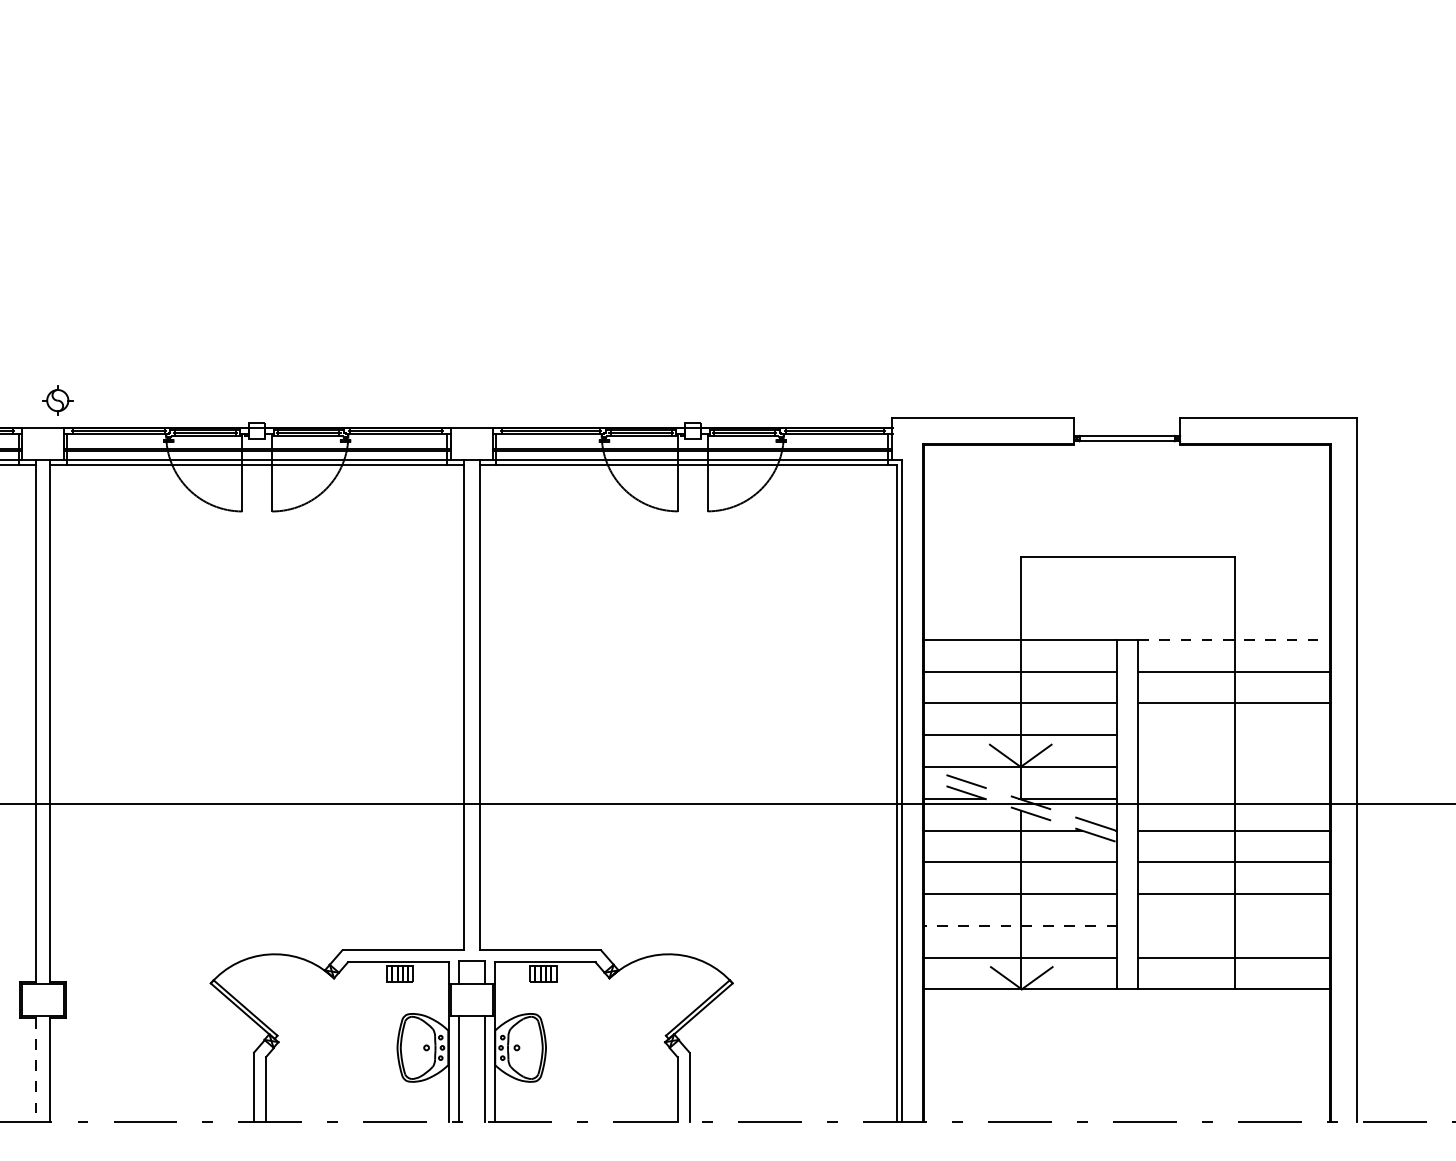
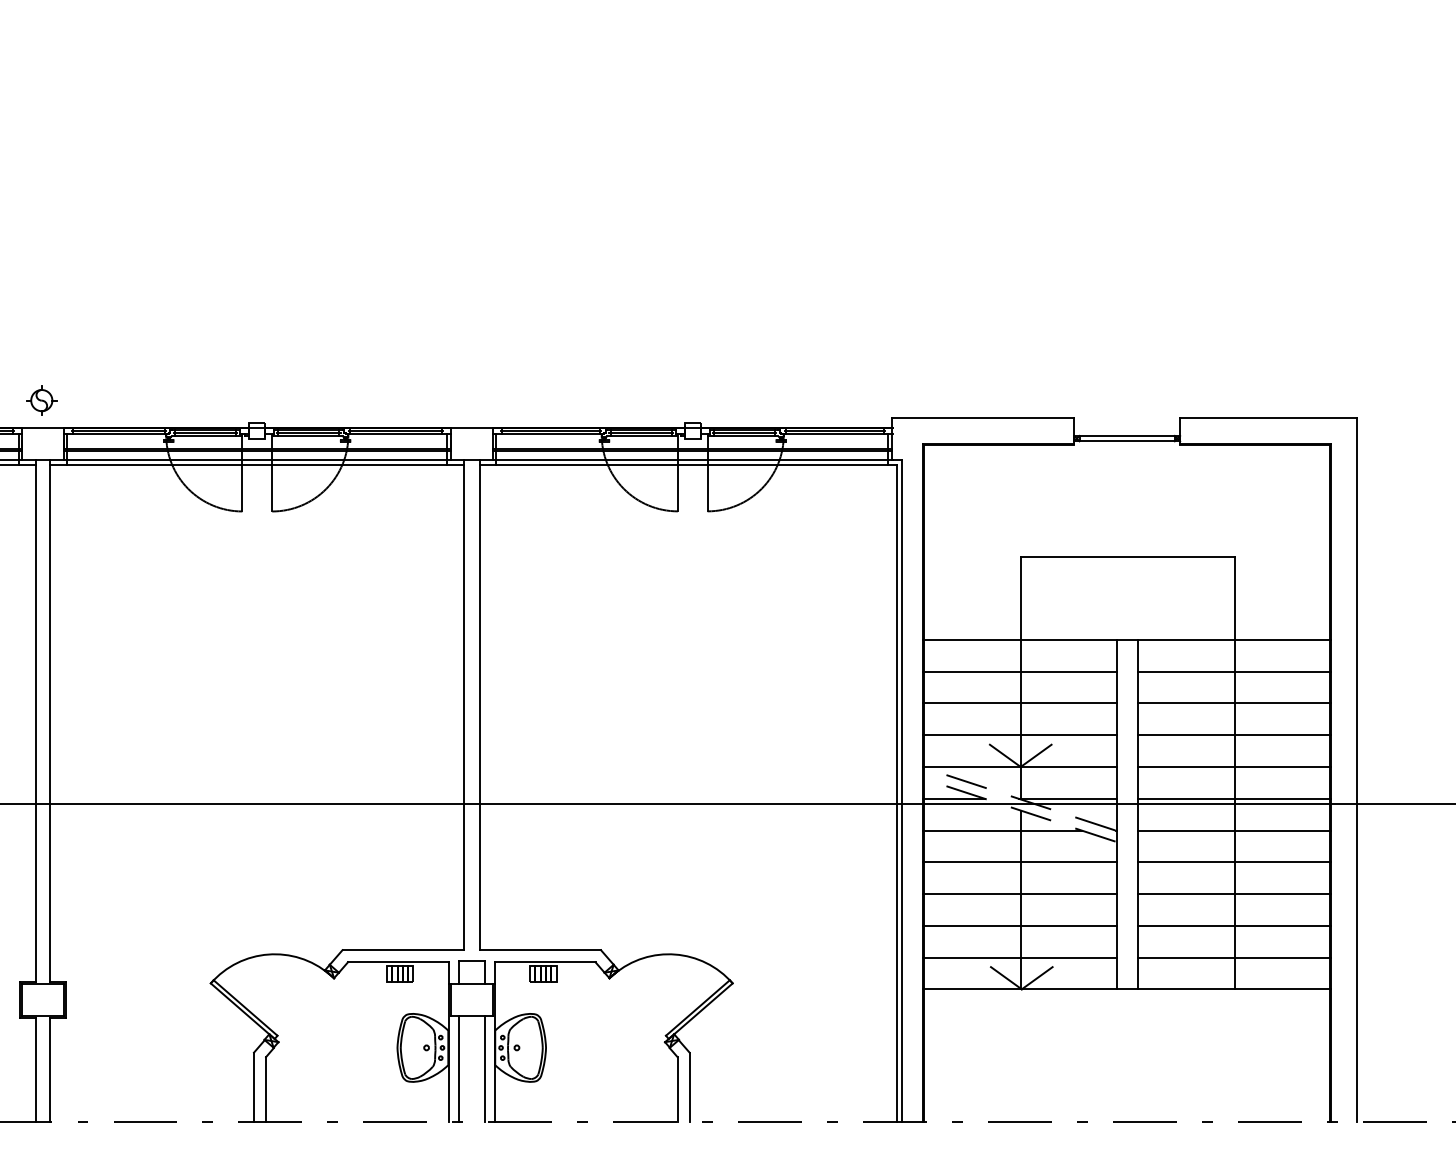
part position: (57, 400) -> (41, 400) (41, 400)
line: dashed -> solid (1235, 639)
line: none -> present (1234, 735)
line: none -> present (1234, 766)
line: none -> present (1234, 798)
line: dashed -> solid (1020, 925)
line: none -> present (1234, 925)
line: dashed -> solid (36, 1070)
